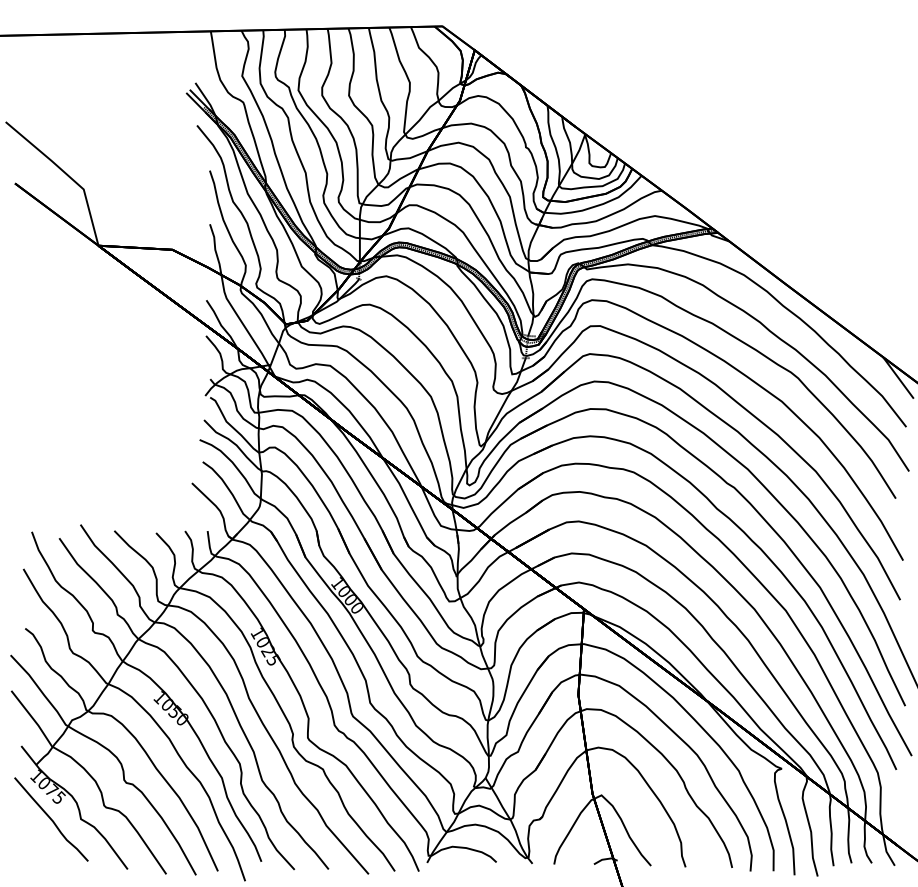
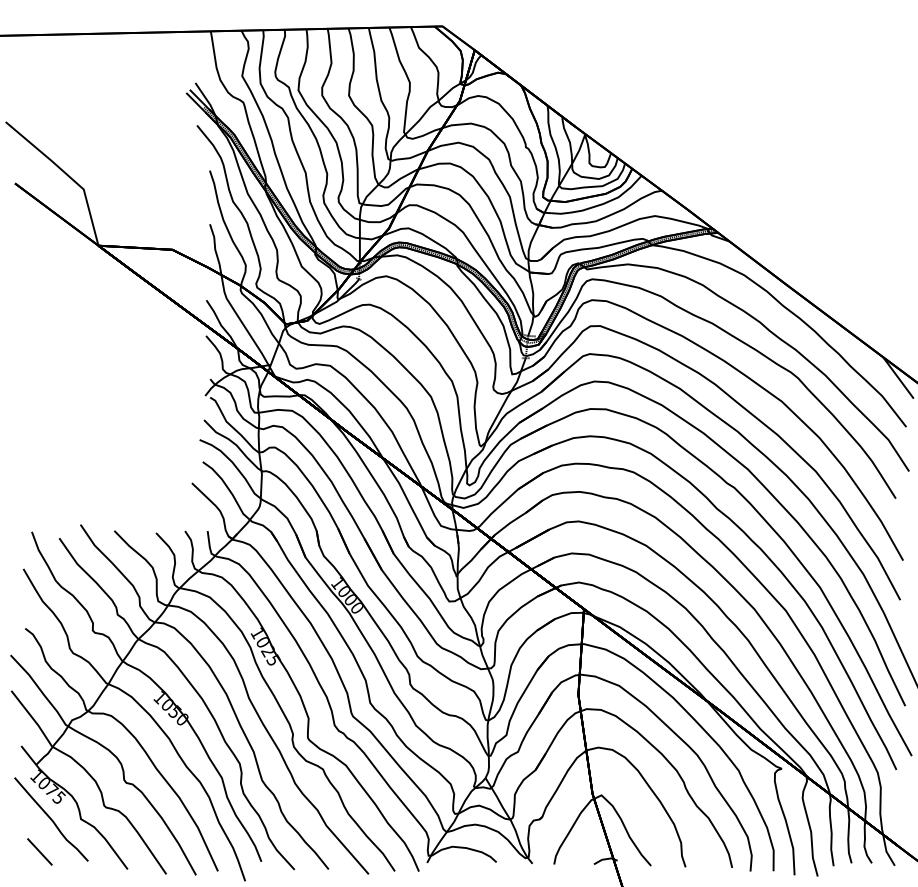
line: none -> present (39, 851)
